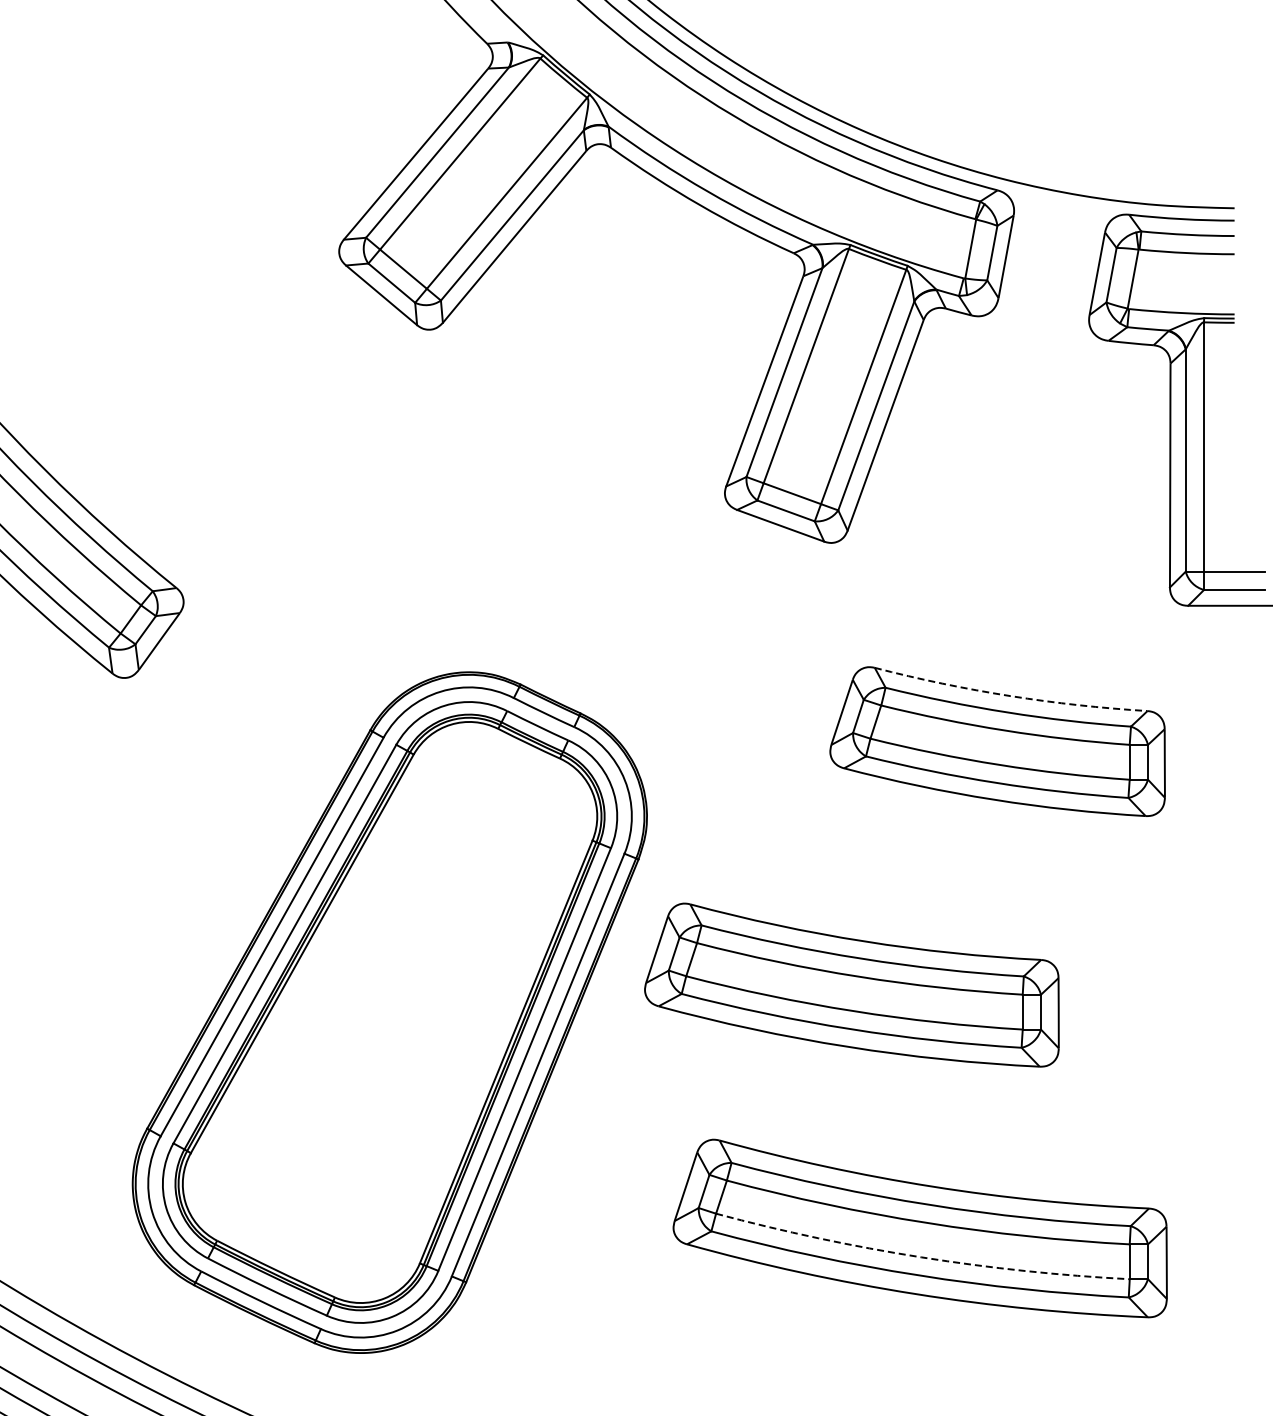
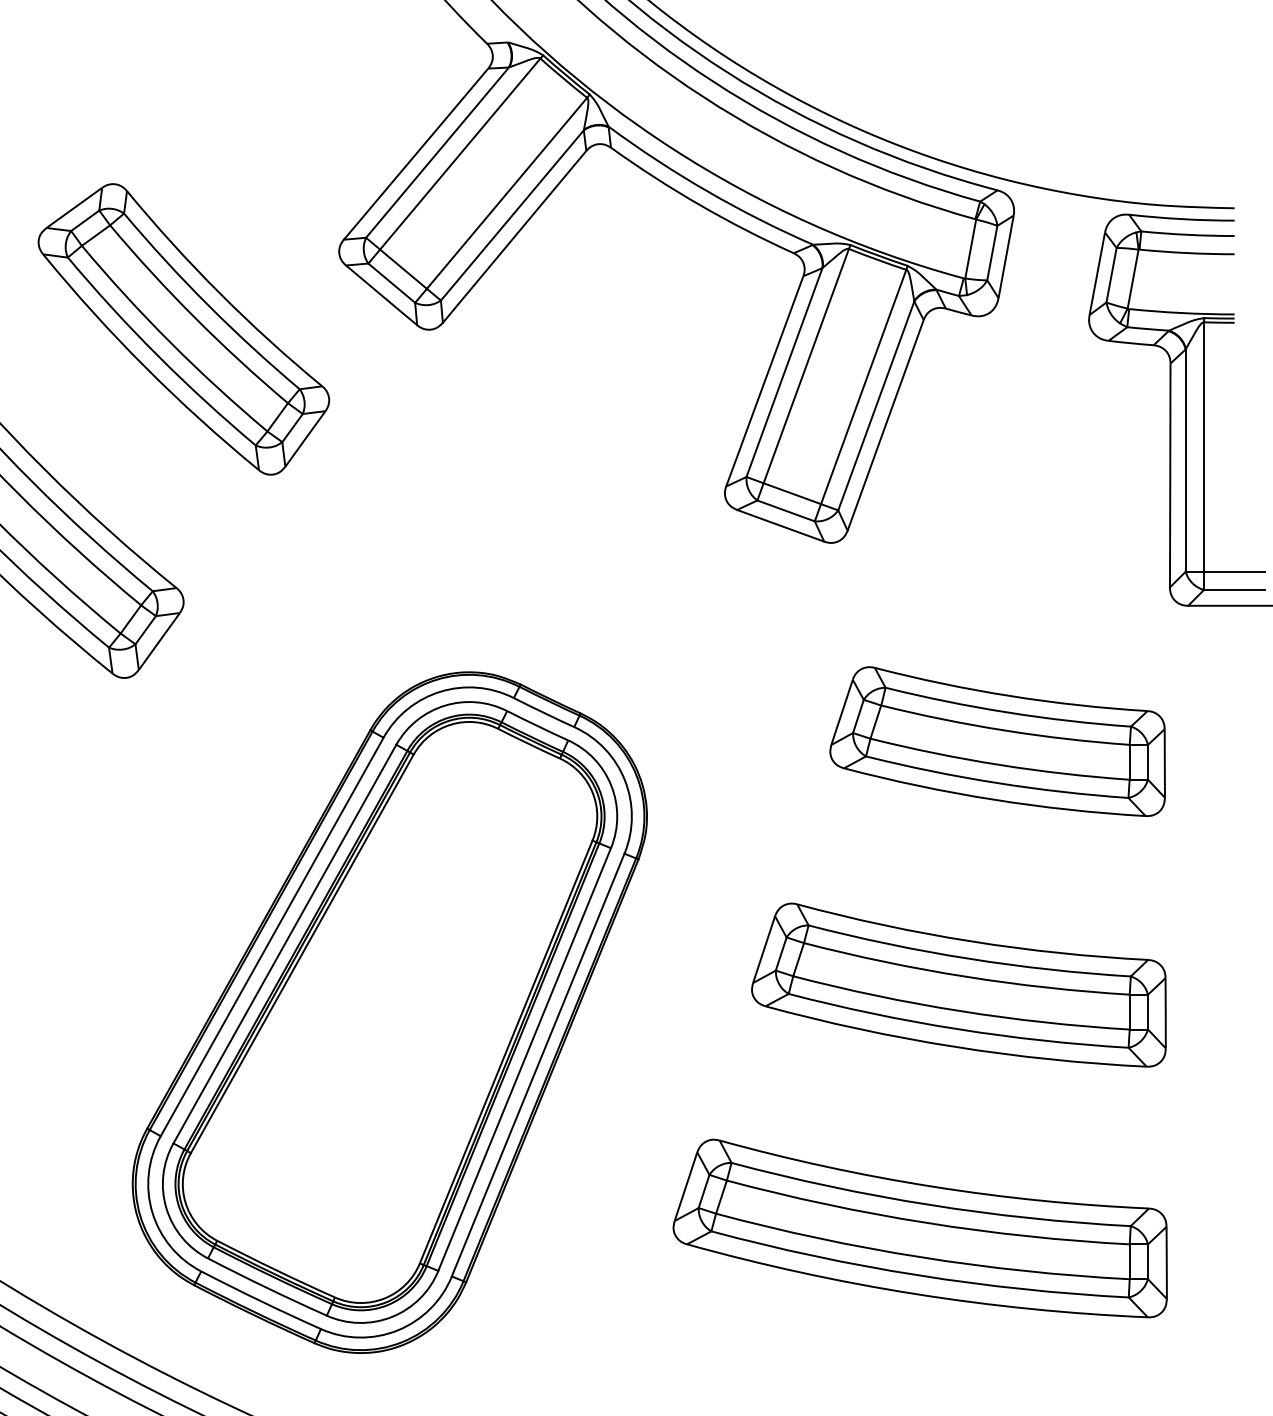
part: none -> present (183, 329)
arc: dashed -> solid (1010, 696)
part position: (851, 984) -> (958, 984) (958, 984)
arc: dashed -> solid (921, 1257)
